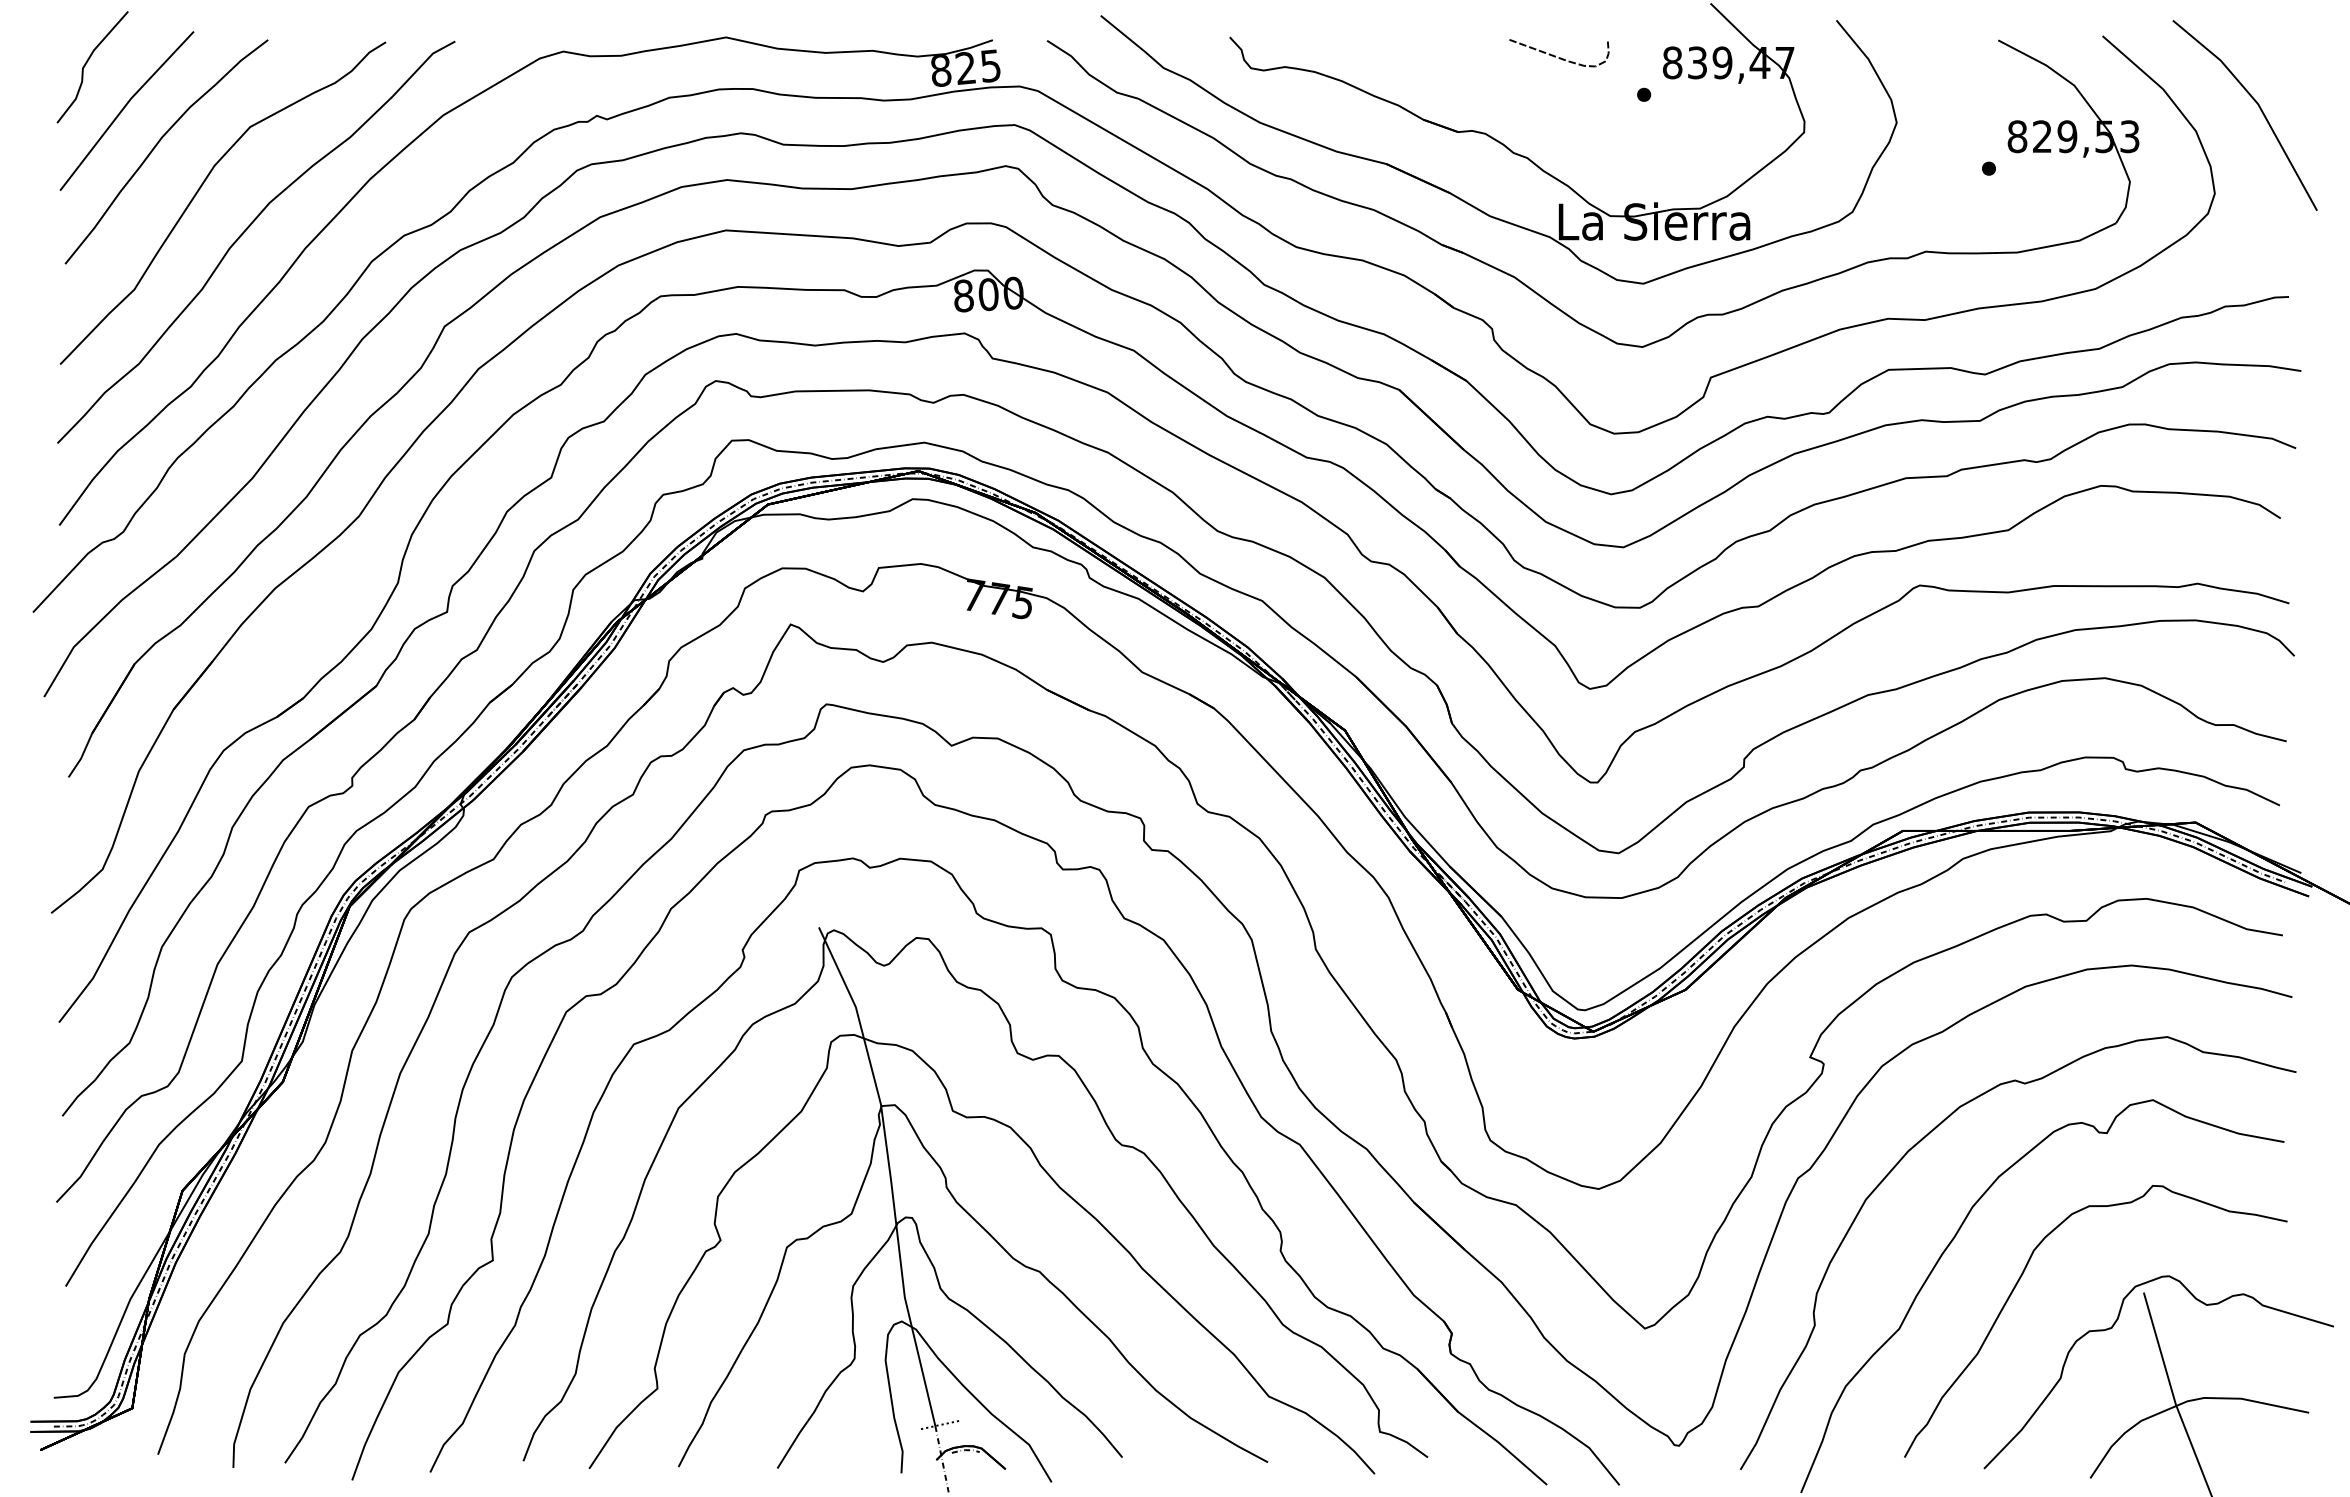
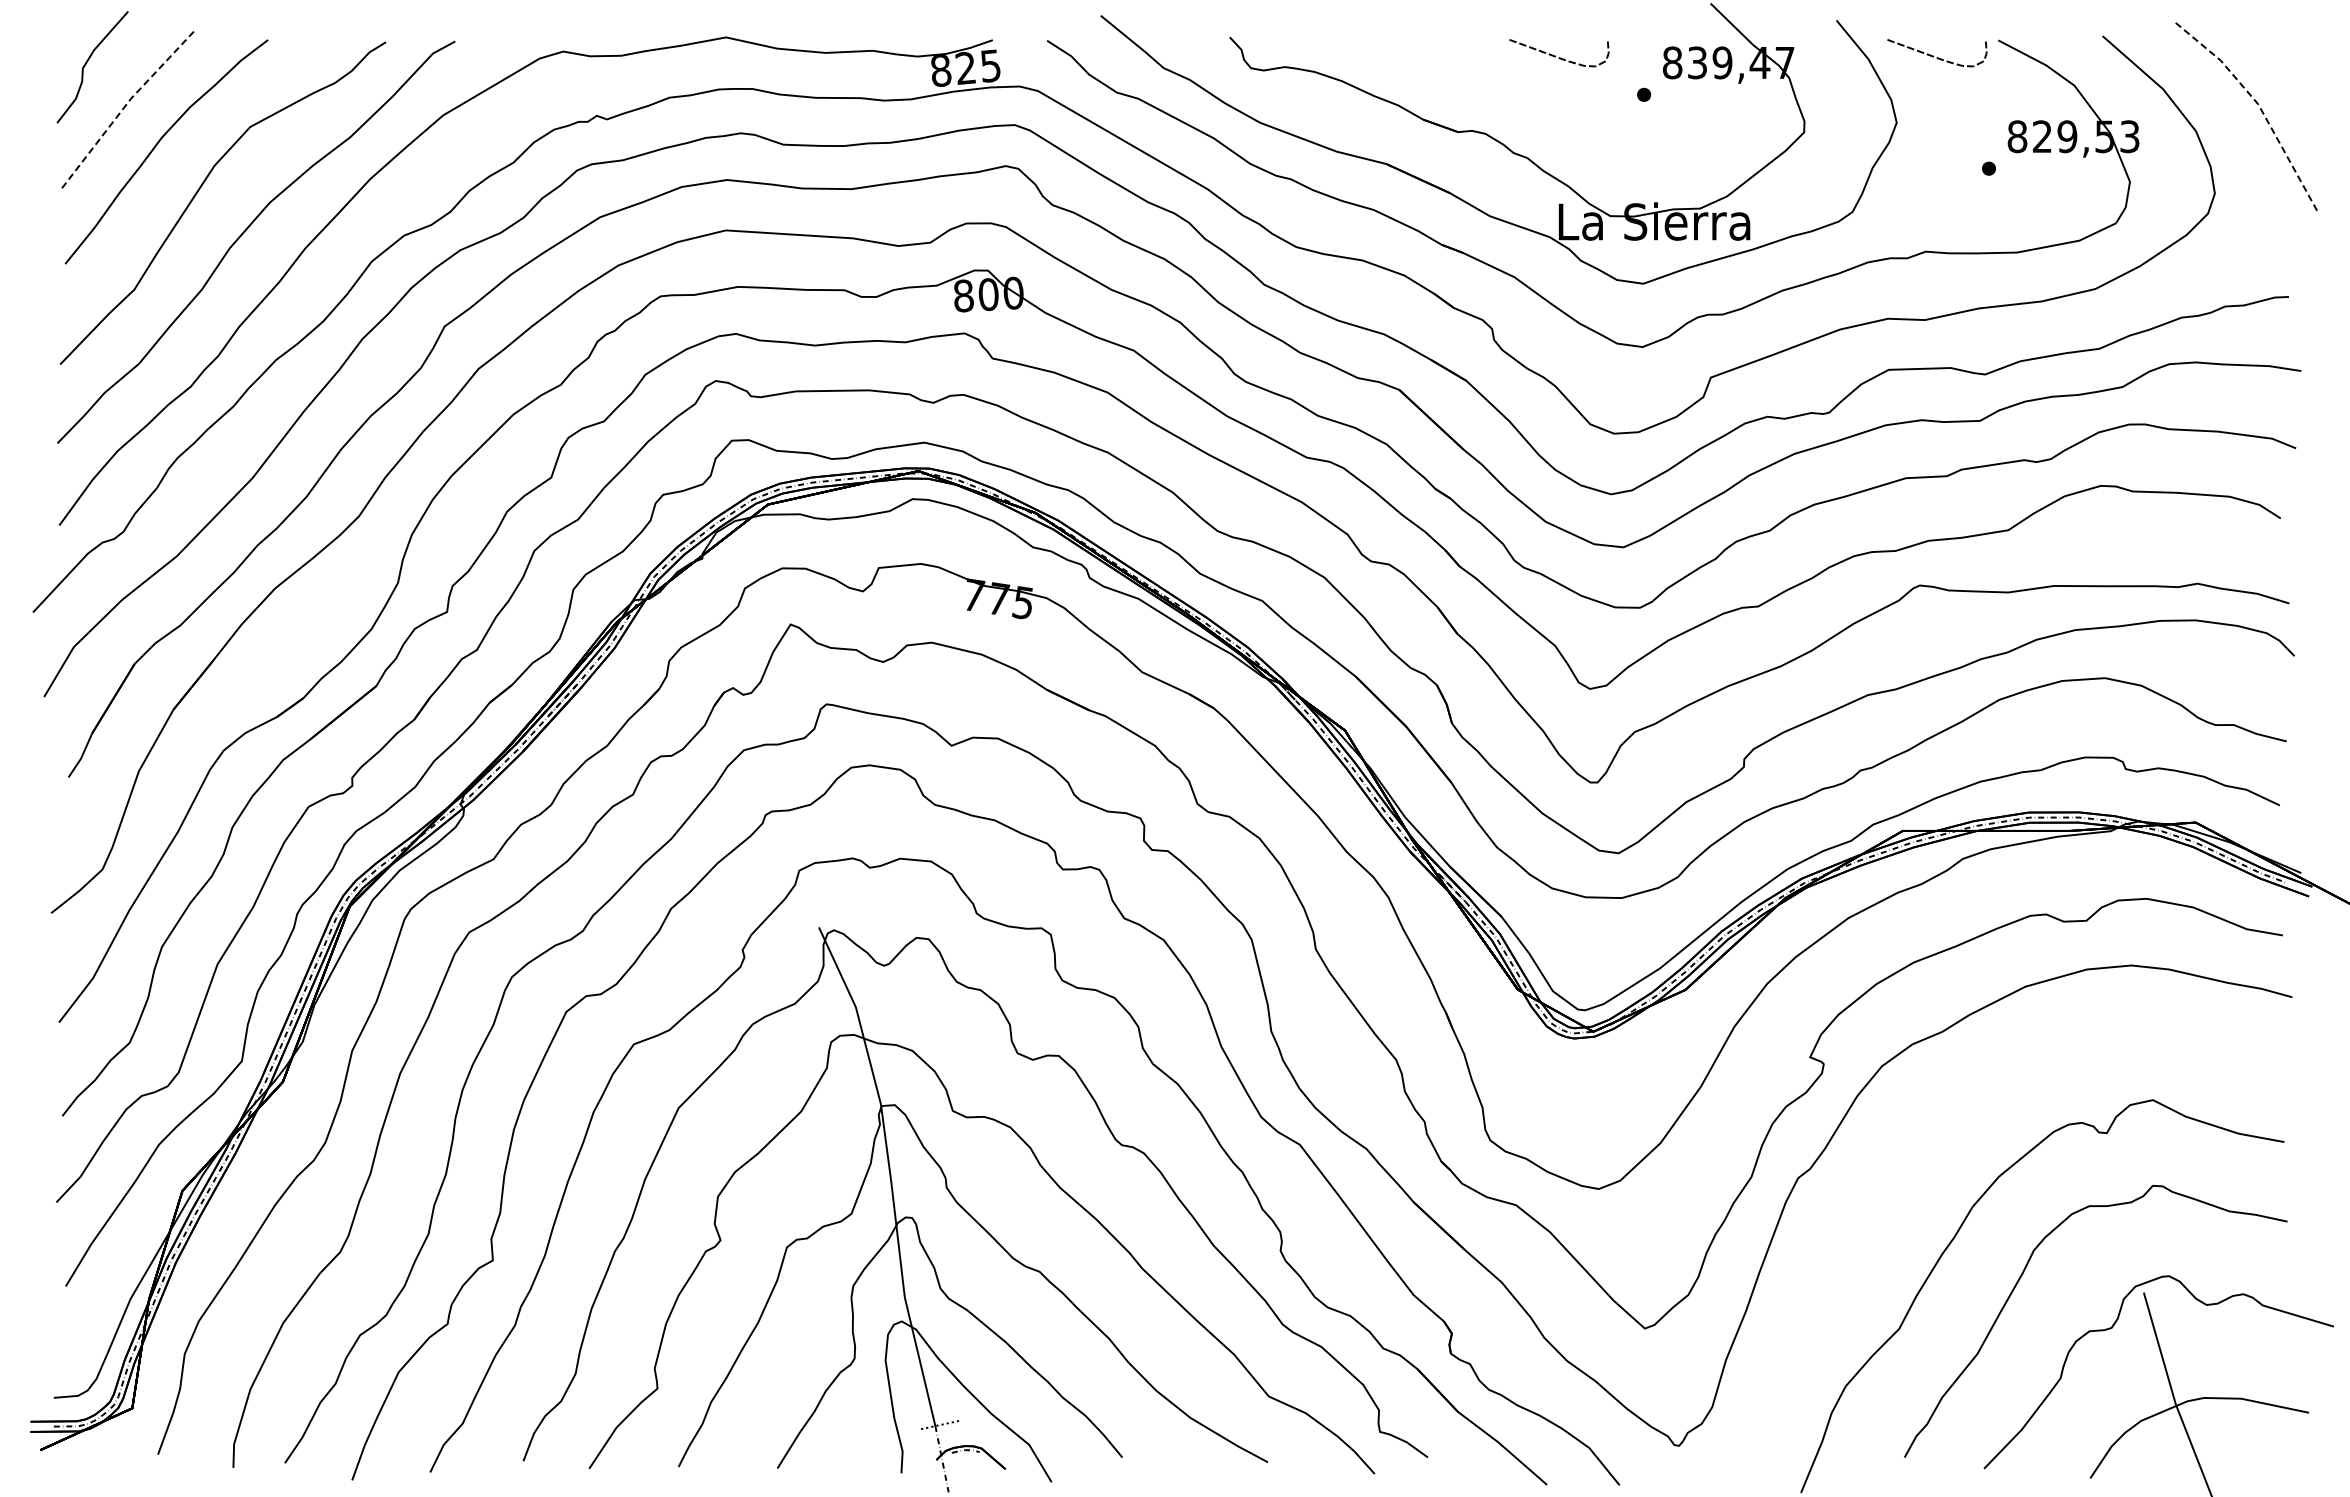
curve: none -> present (1937, 57)
line: solid -> dashed (2258, 104)
line: solid -> dashed (123, 108)
curve: present -> none (1921, 1141)
